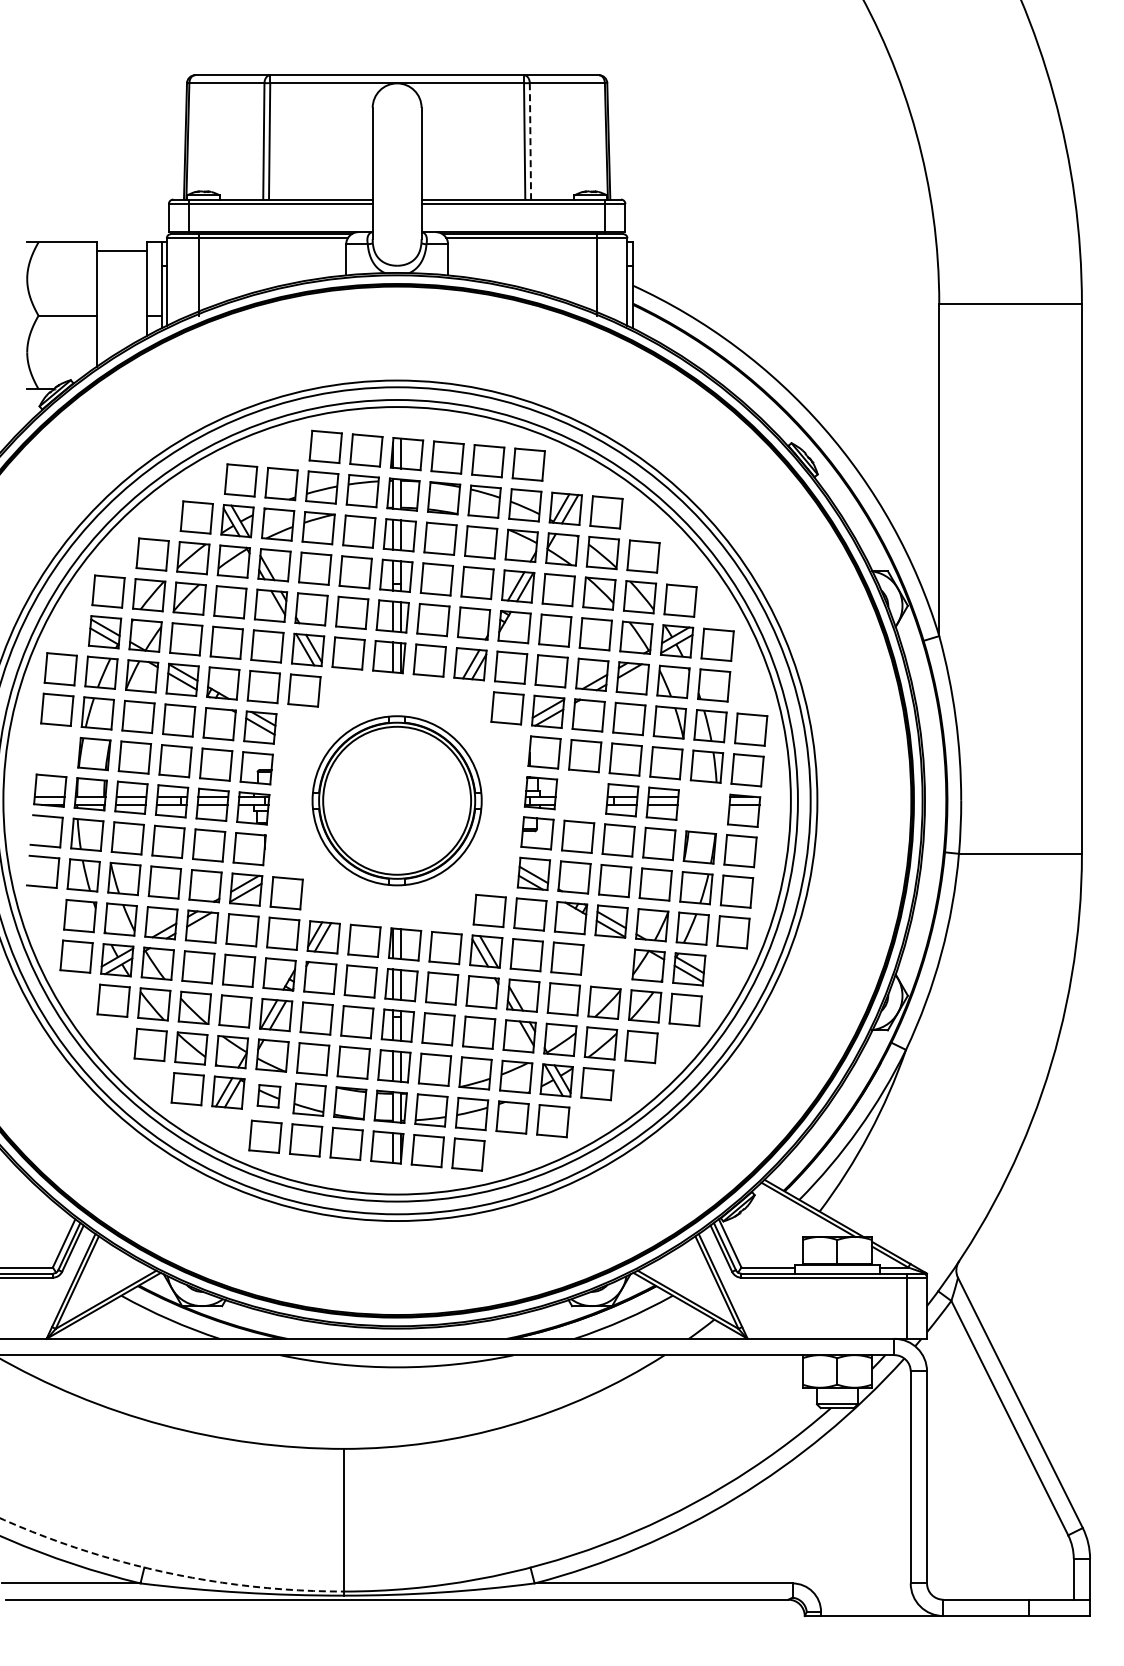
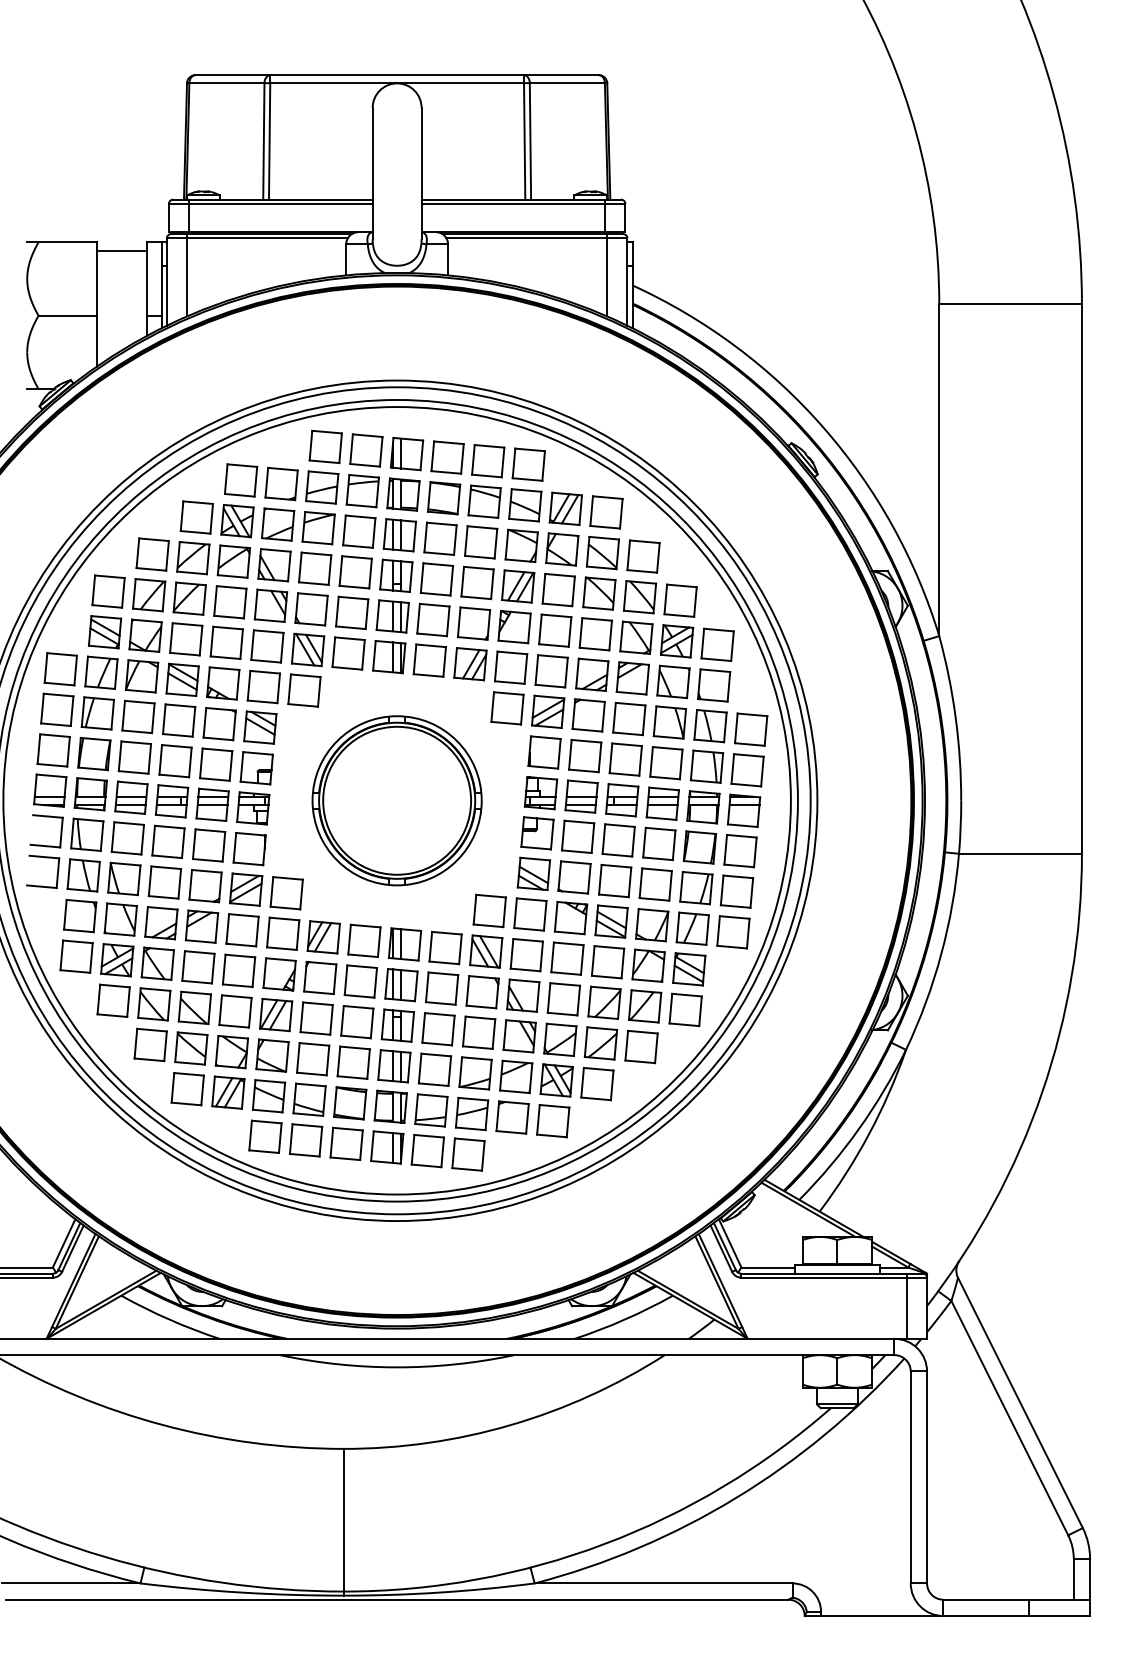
line: dashed -> solid (530, 141)
line position: (199, 275) -> (187, 275) (187, 275)
line position: (597, 275) -> (607, 275) (607, 275)
part: none -> present (53, 750)
part: none -> present (581, 796)
part: none -> present (703, 807)
part: none -> present (608, 962)
part size: 26x25 px -> 36x35 px (268, 1096)
arc: dashed -> solid (168, 1572)
